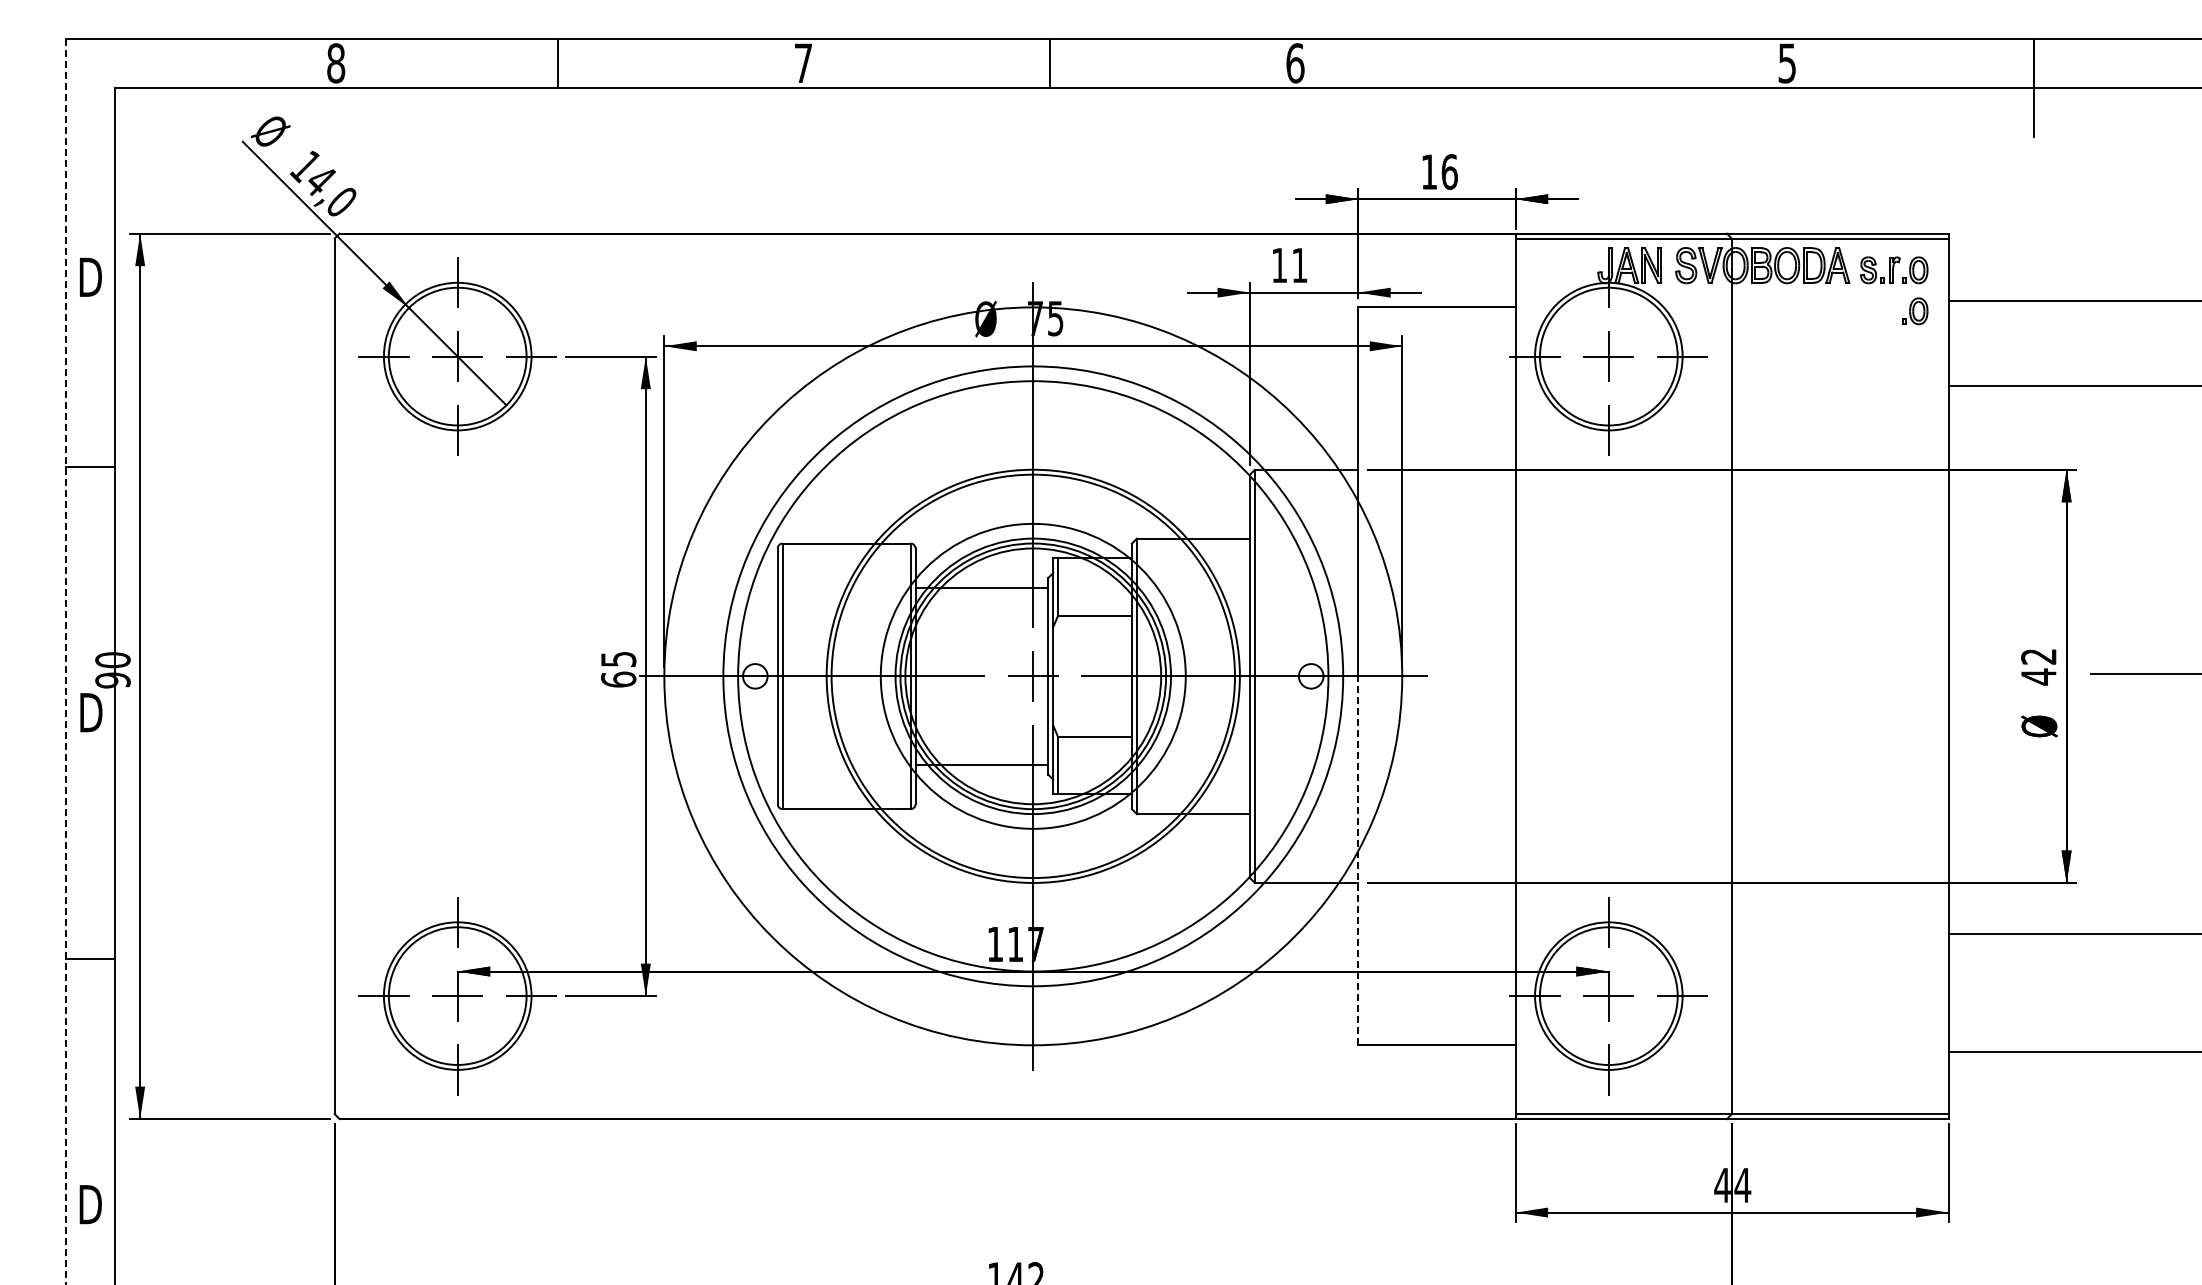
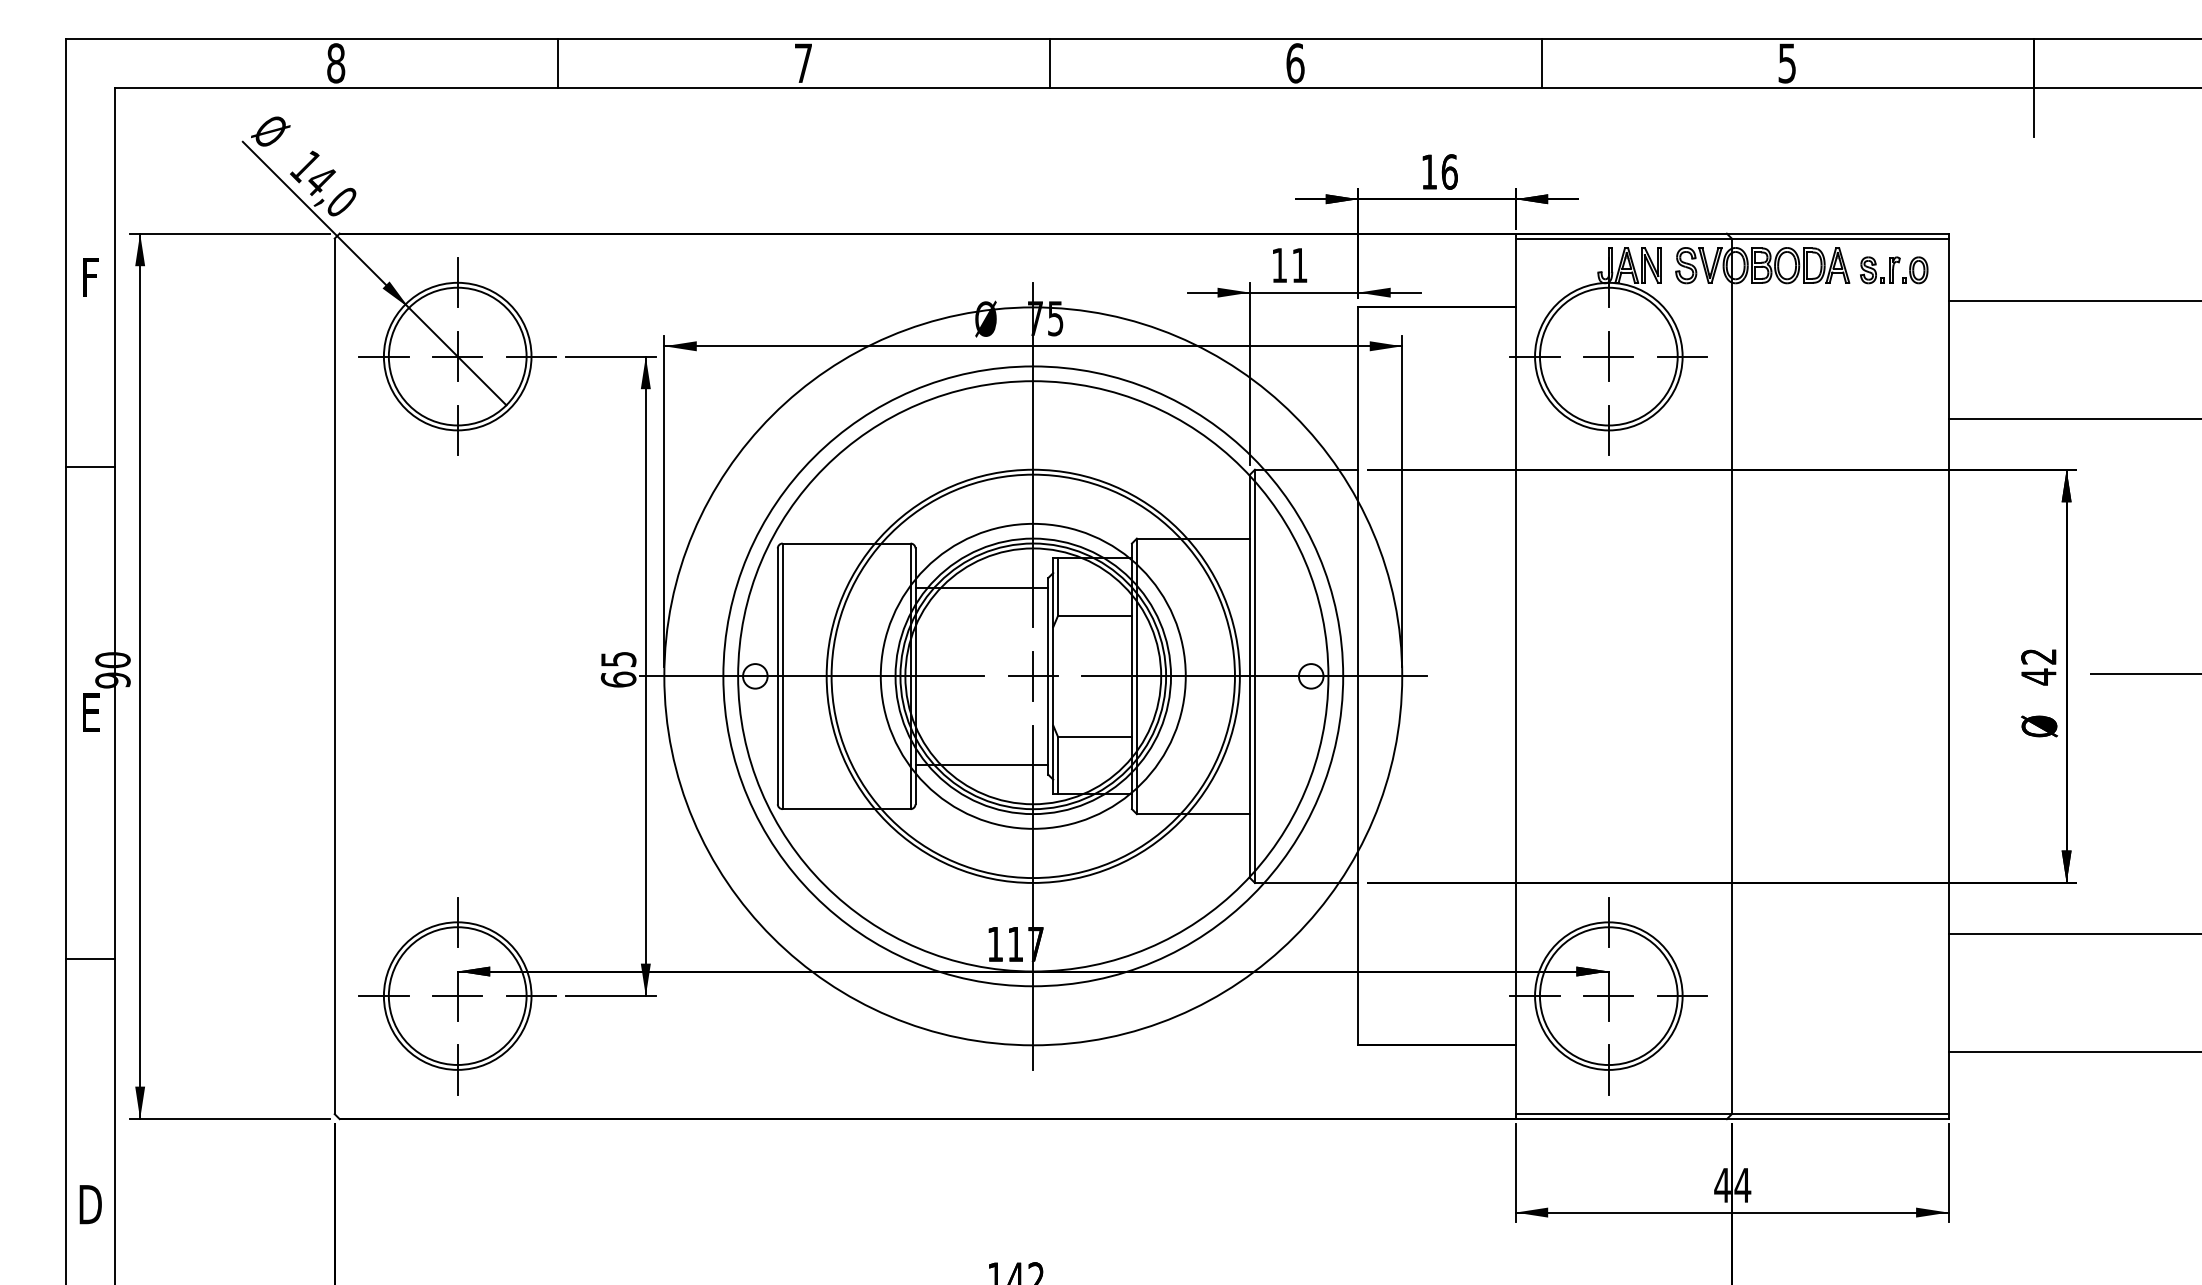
line: none -> present (1541, 62)
text: D -> F (90, 276)
part: present -> none (1915, 311)
line position: (2073, 386) -> (2073, 419) (2073, 419)
line: dashed -> solid (66, 661)
text: D -> E (91, 712)
line: dashed -> solid (1358, 860)
